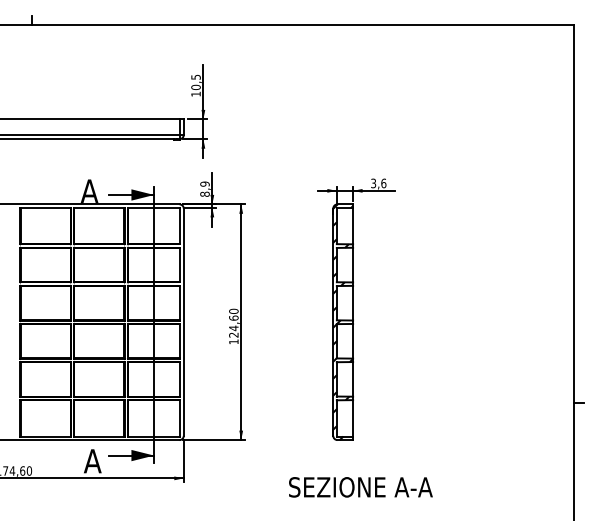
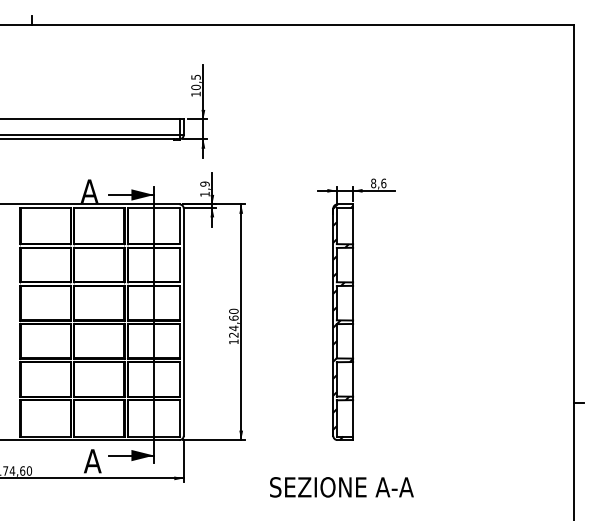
text: 3,6 -> 8,6 (373, 183)
text: 8,9 -> 1,9 (204, 193)
text position: (360, 487) -> (341, 487) (341, 487)
